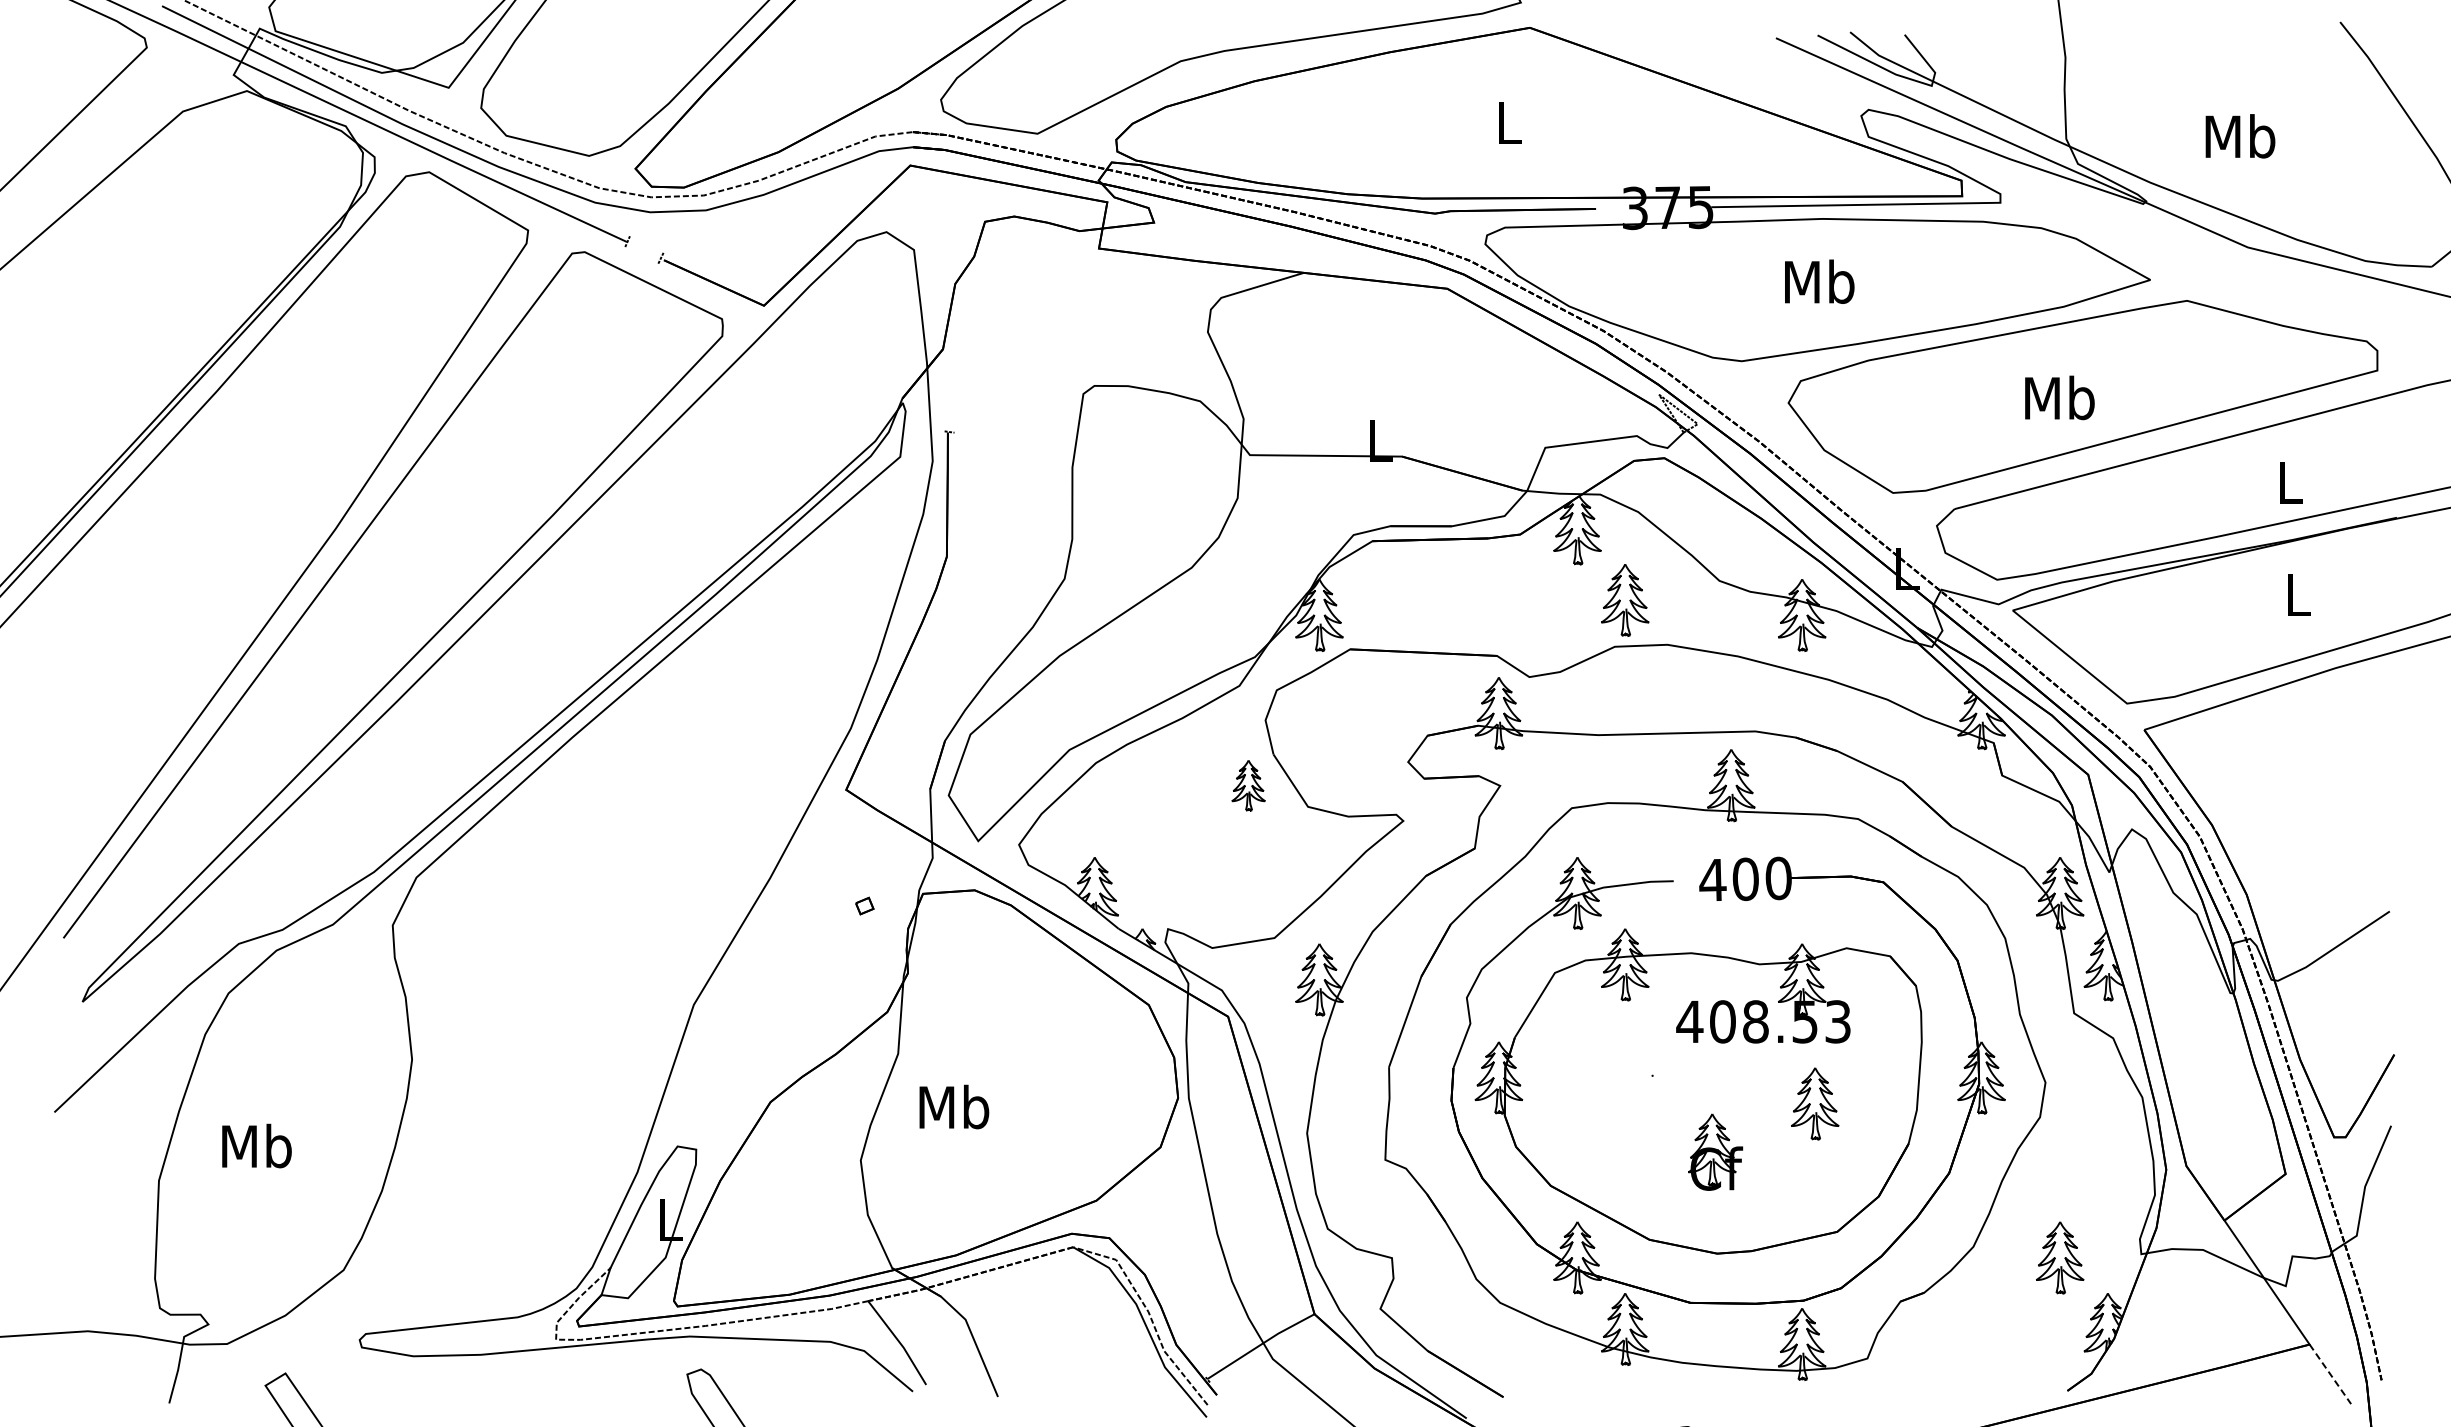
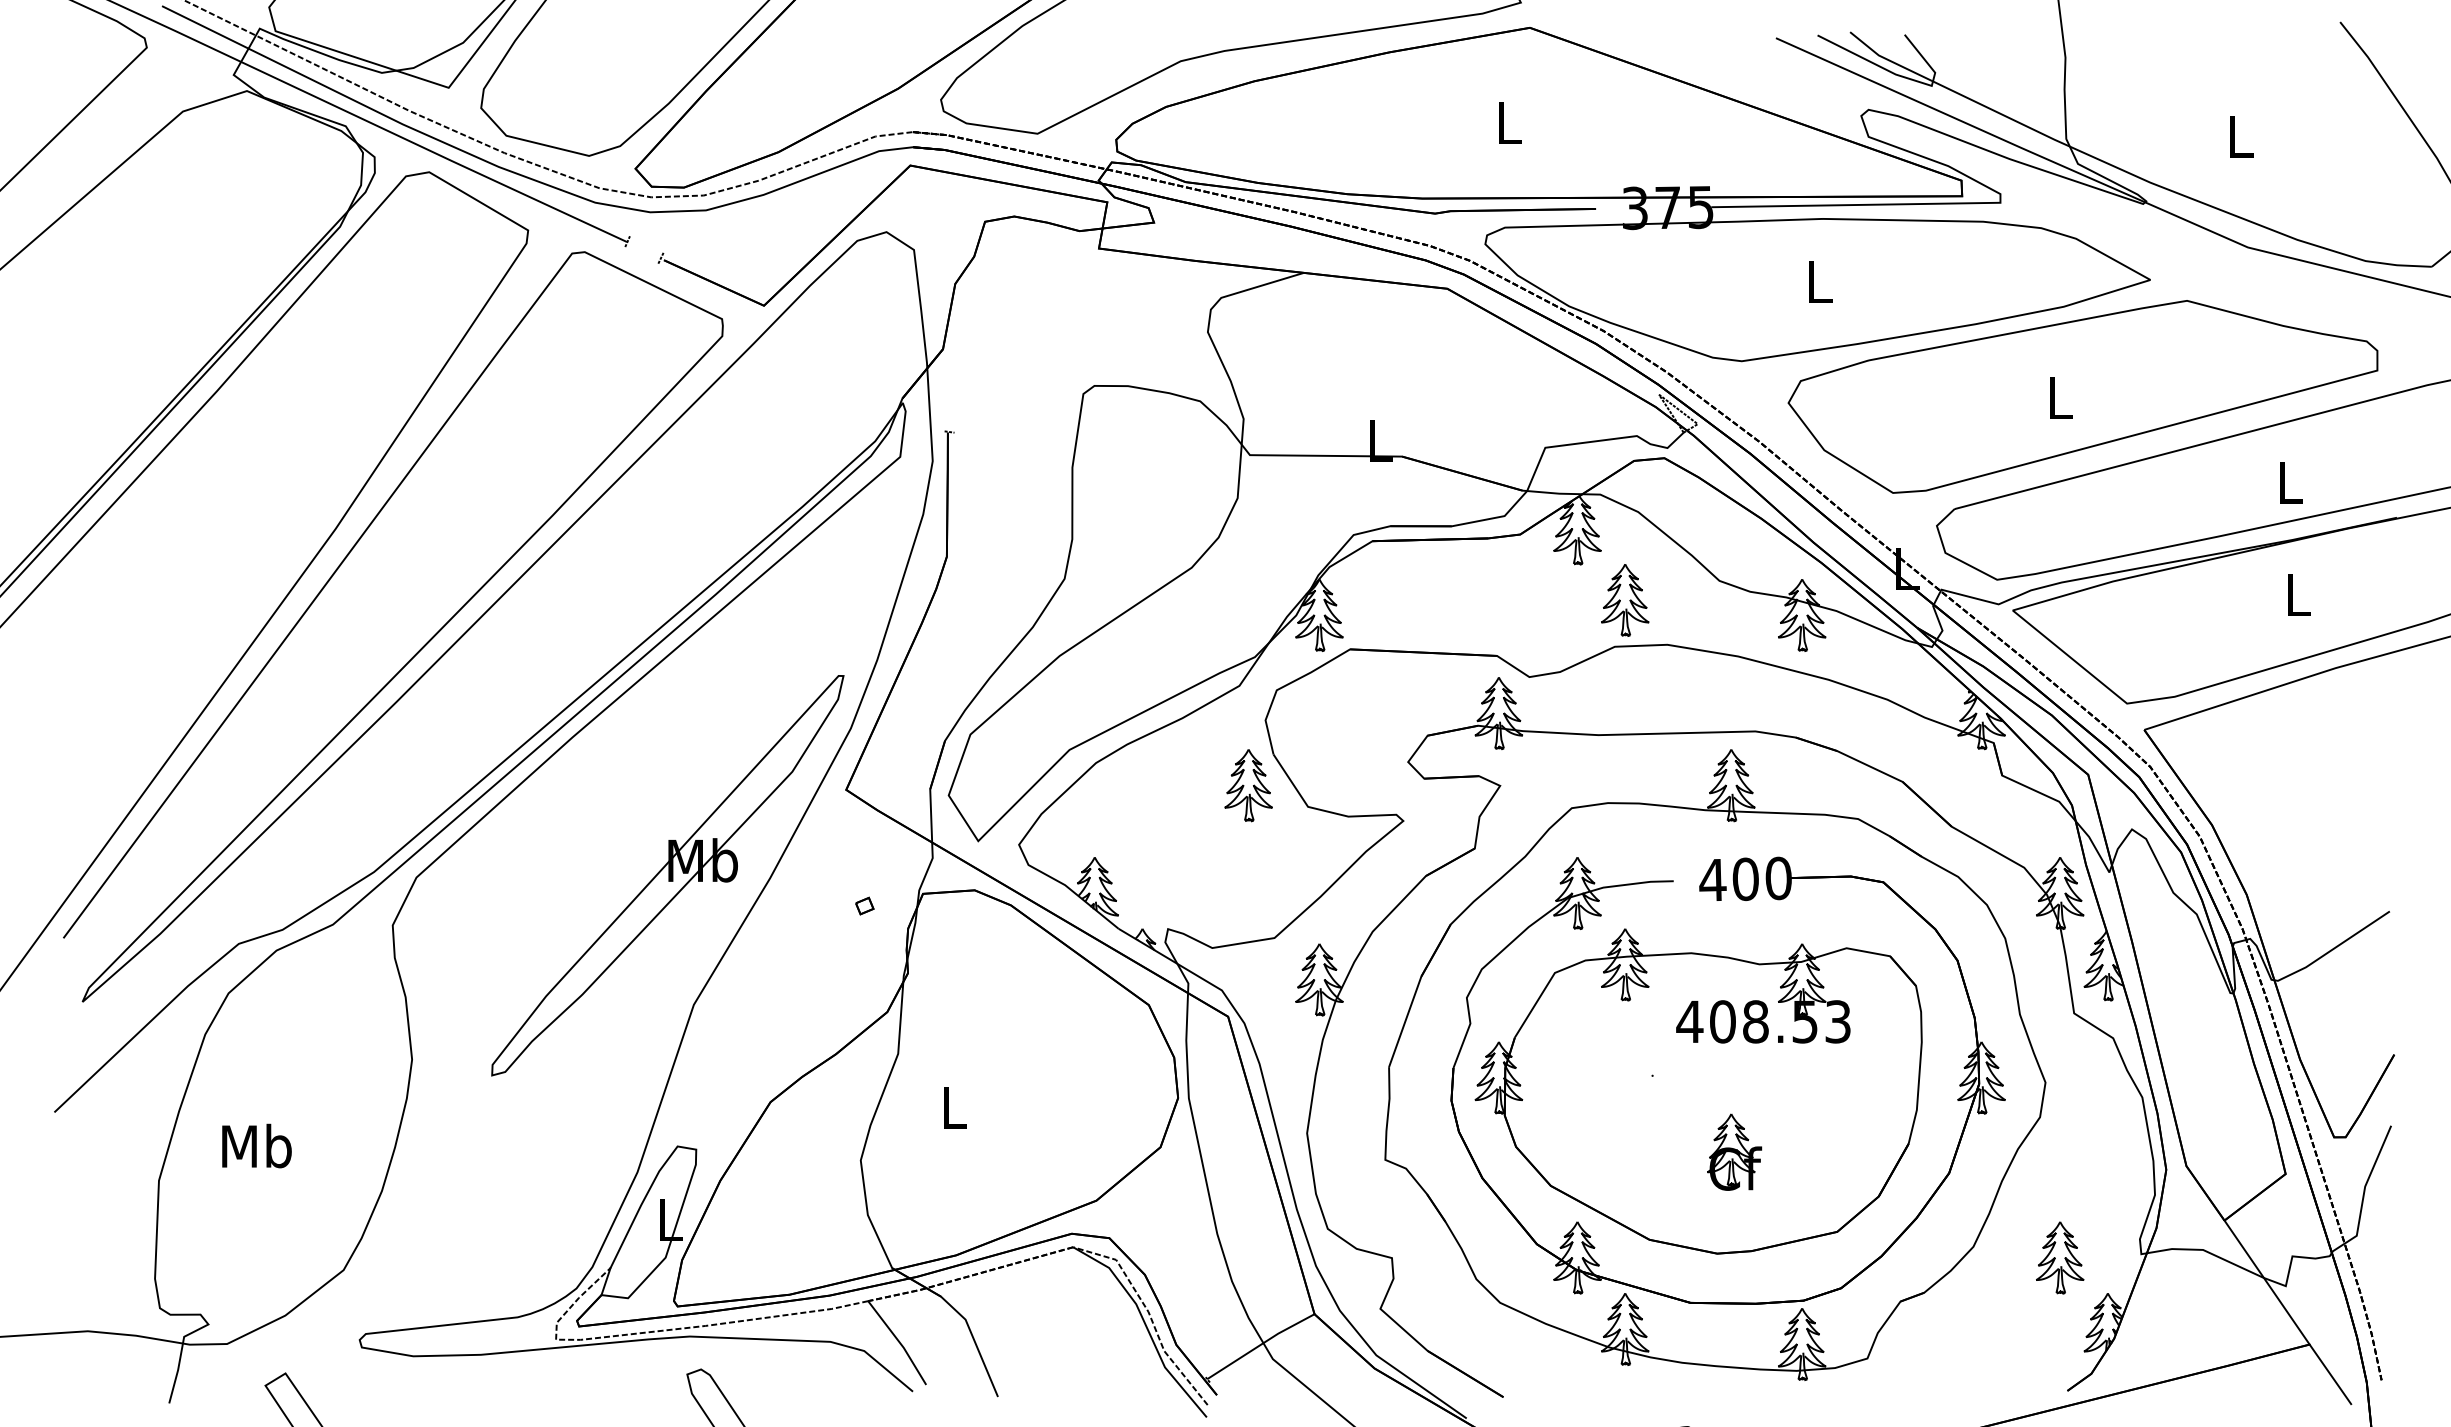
text: Mb -> L (2240, 136)
text: Mb -> L (1819, 281)
text: Mb -> L (2059, 397)
part size: 35x52 px -> 49x74 px (1248, 785)
part: none -> present (667, 875)
part: present -> none (1815, 1103)
text: Mb -> L (954, 1106)
part position: (1715, 1151) -> (1734, 1151) (1734, 1151)
line: dashed -> solid (2330, 1374)
